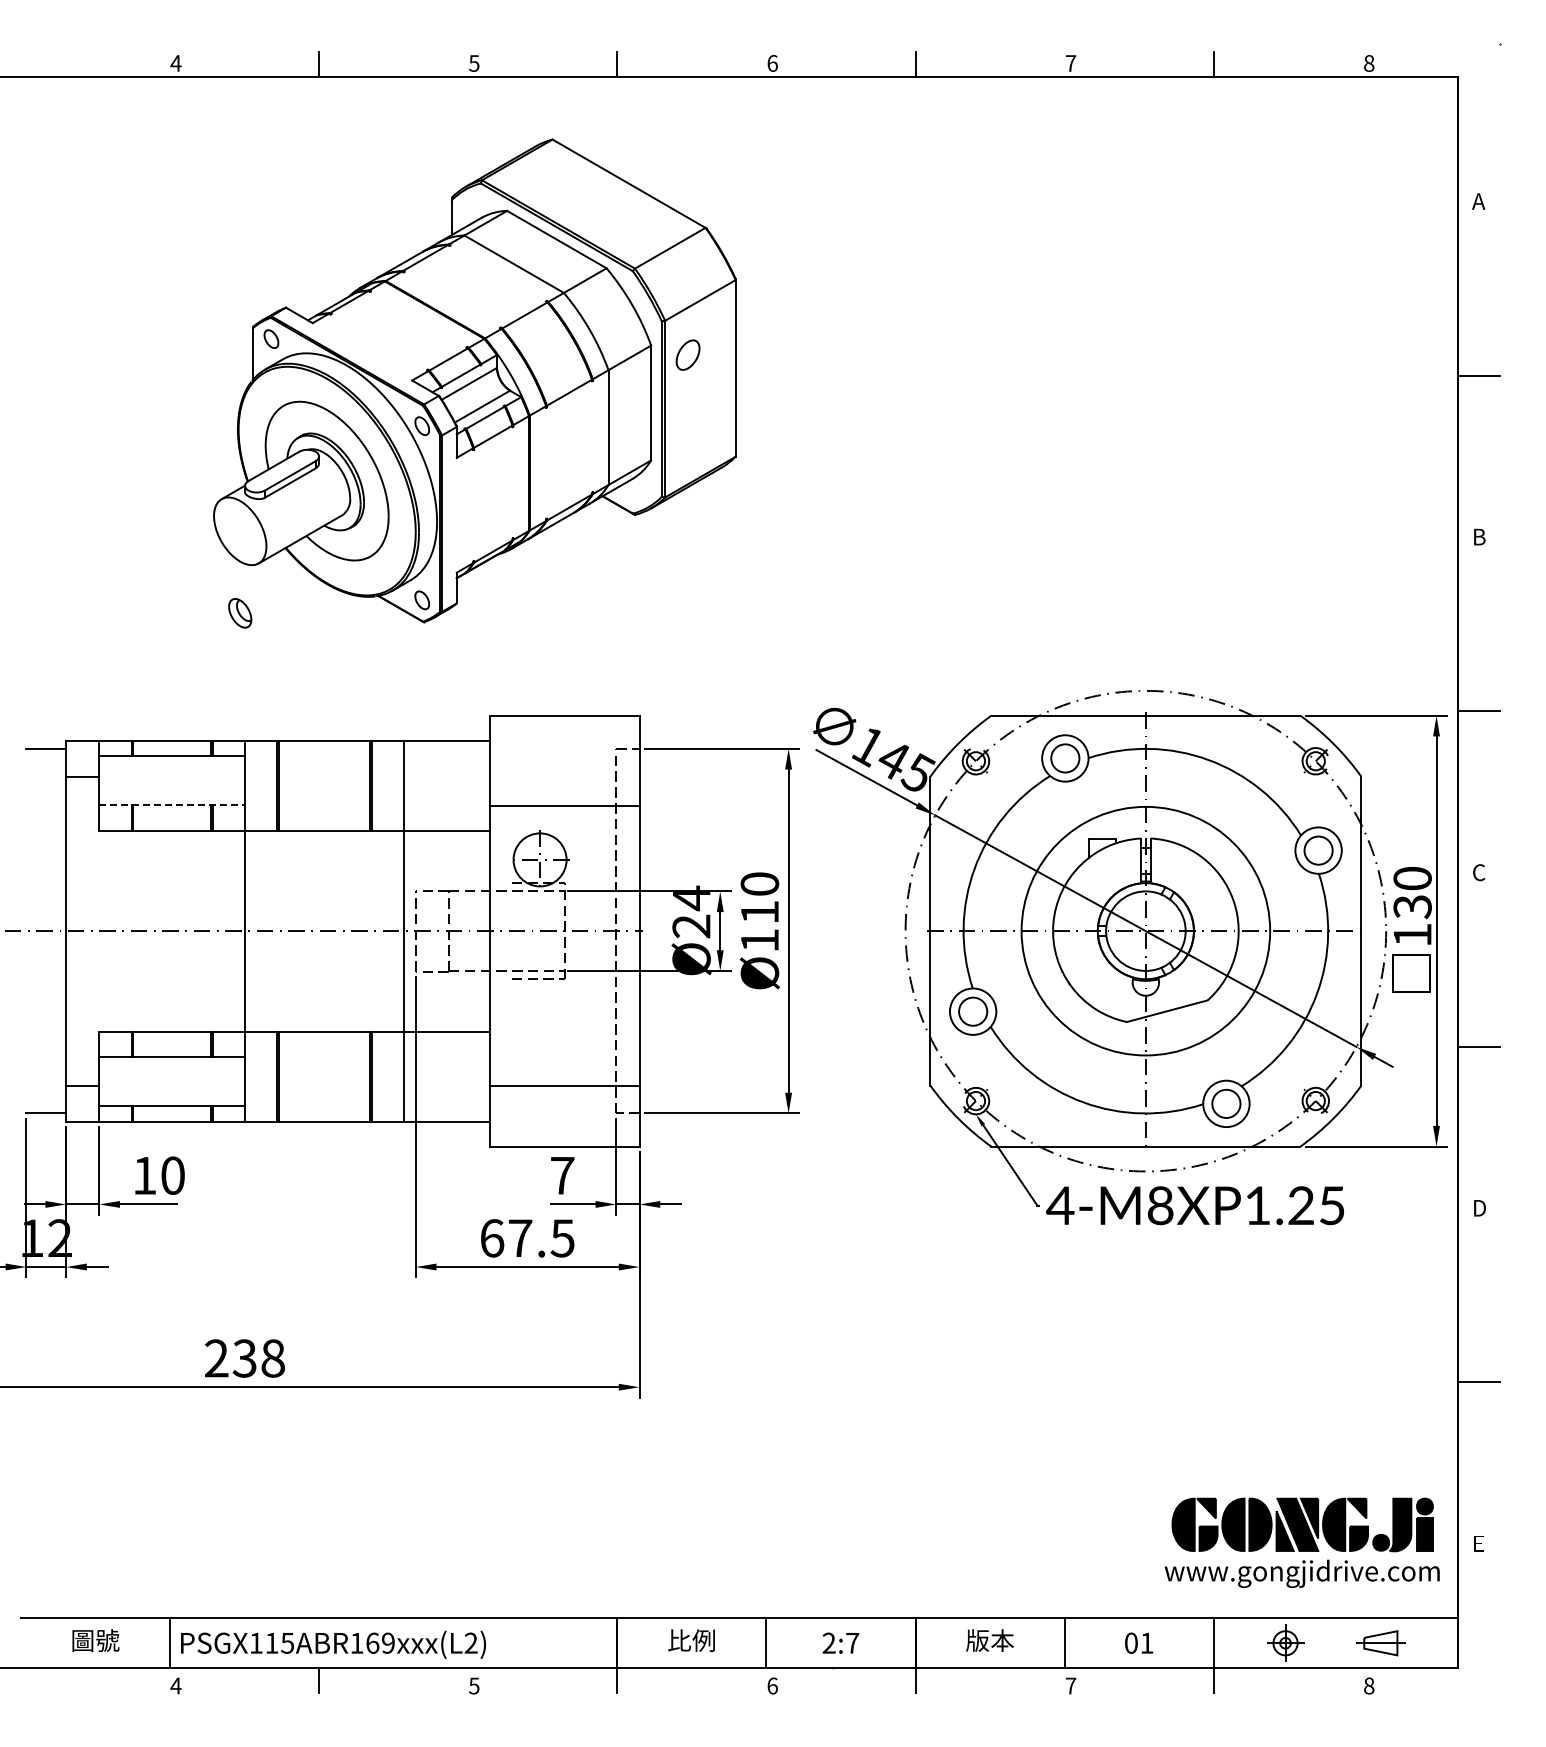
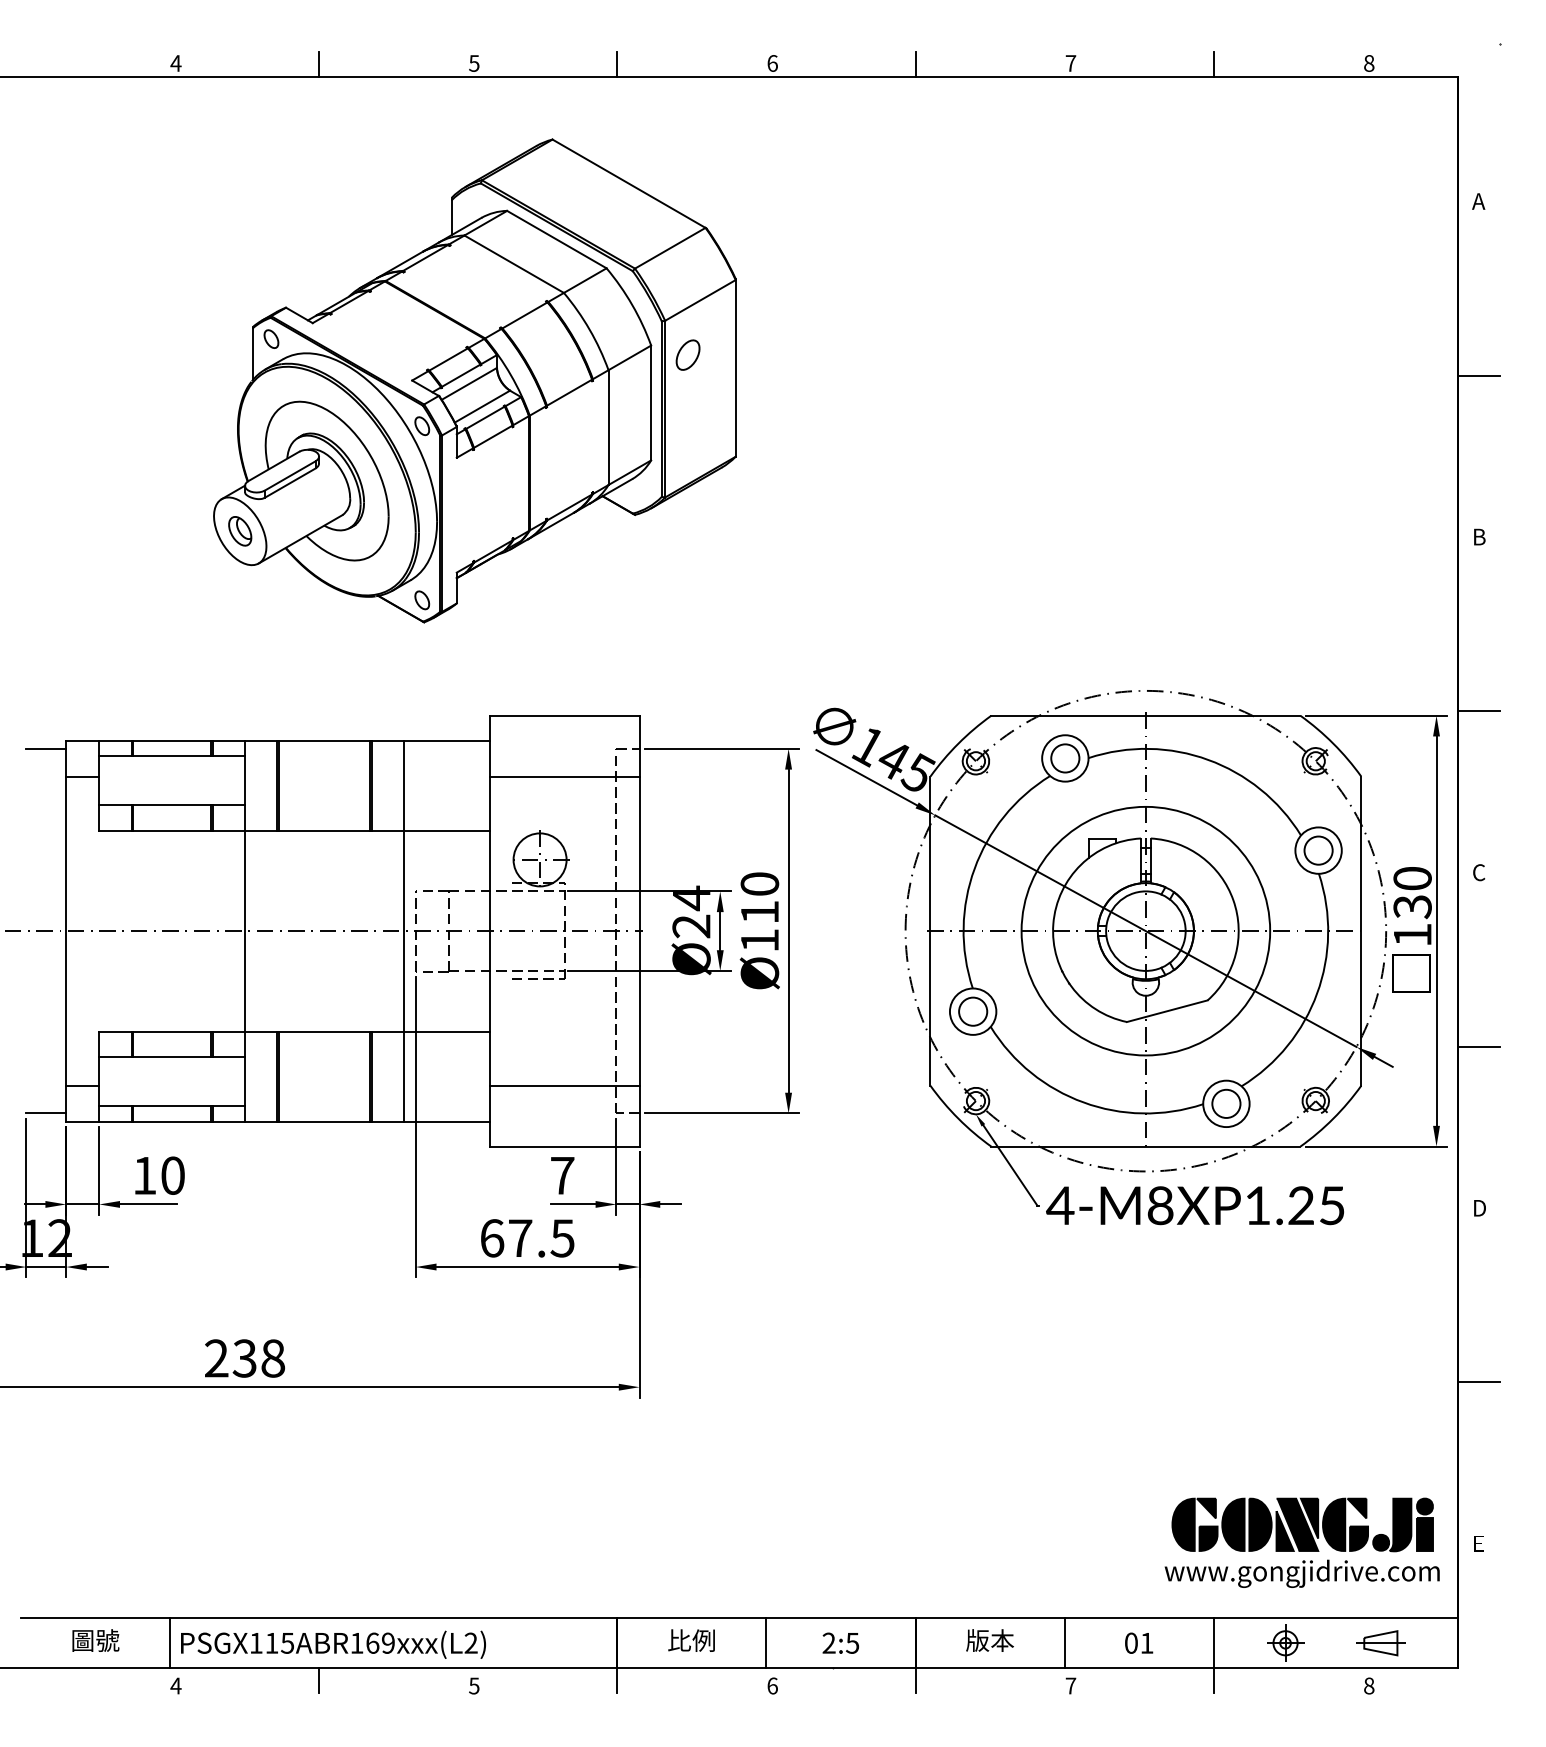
part position: (240, 613) -> (240, 531) (240, 531)
line: dashed -> solid (172, 805)
line position: (564, 805) -> (564, 776) (564, 776)
text: 2:7 -> 2:5 (852, 1643)
